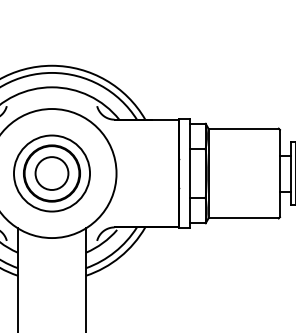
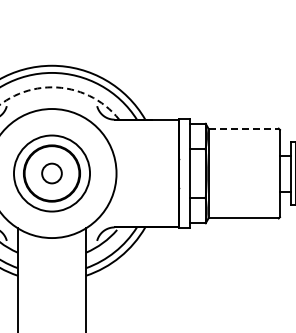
arc: solid -> dashed (62, 88)
line: solid -> dashed (244, 128)
circle diameter: 33 px -> 20 px (51, 173)
